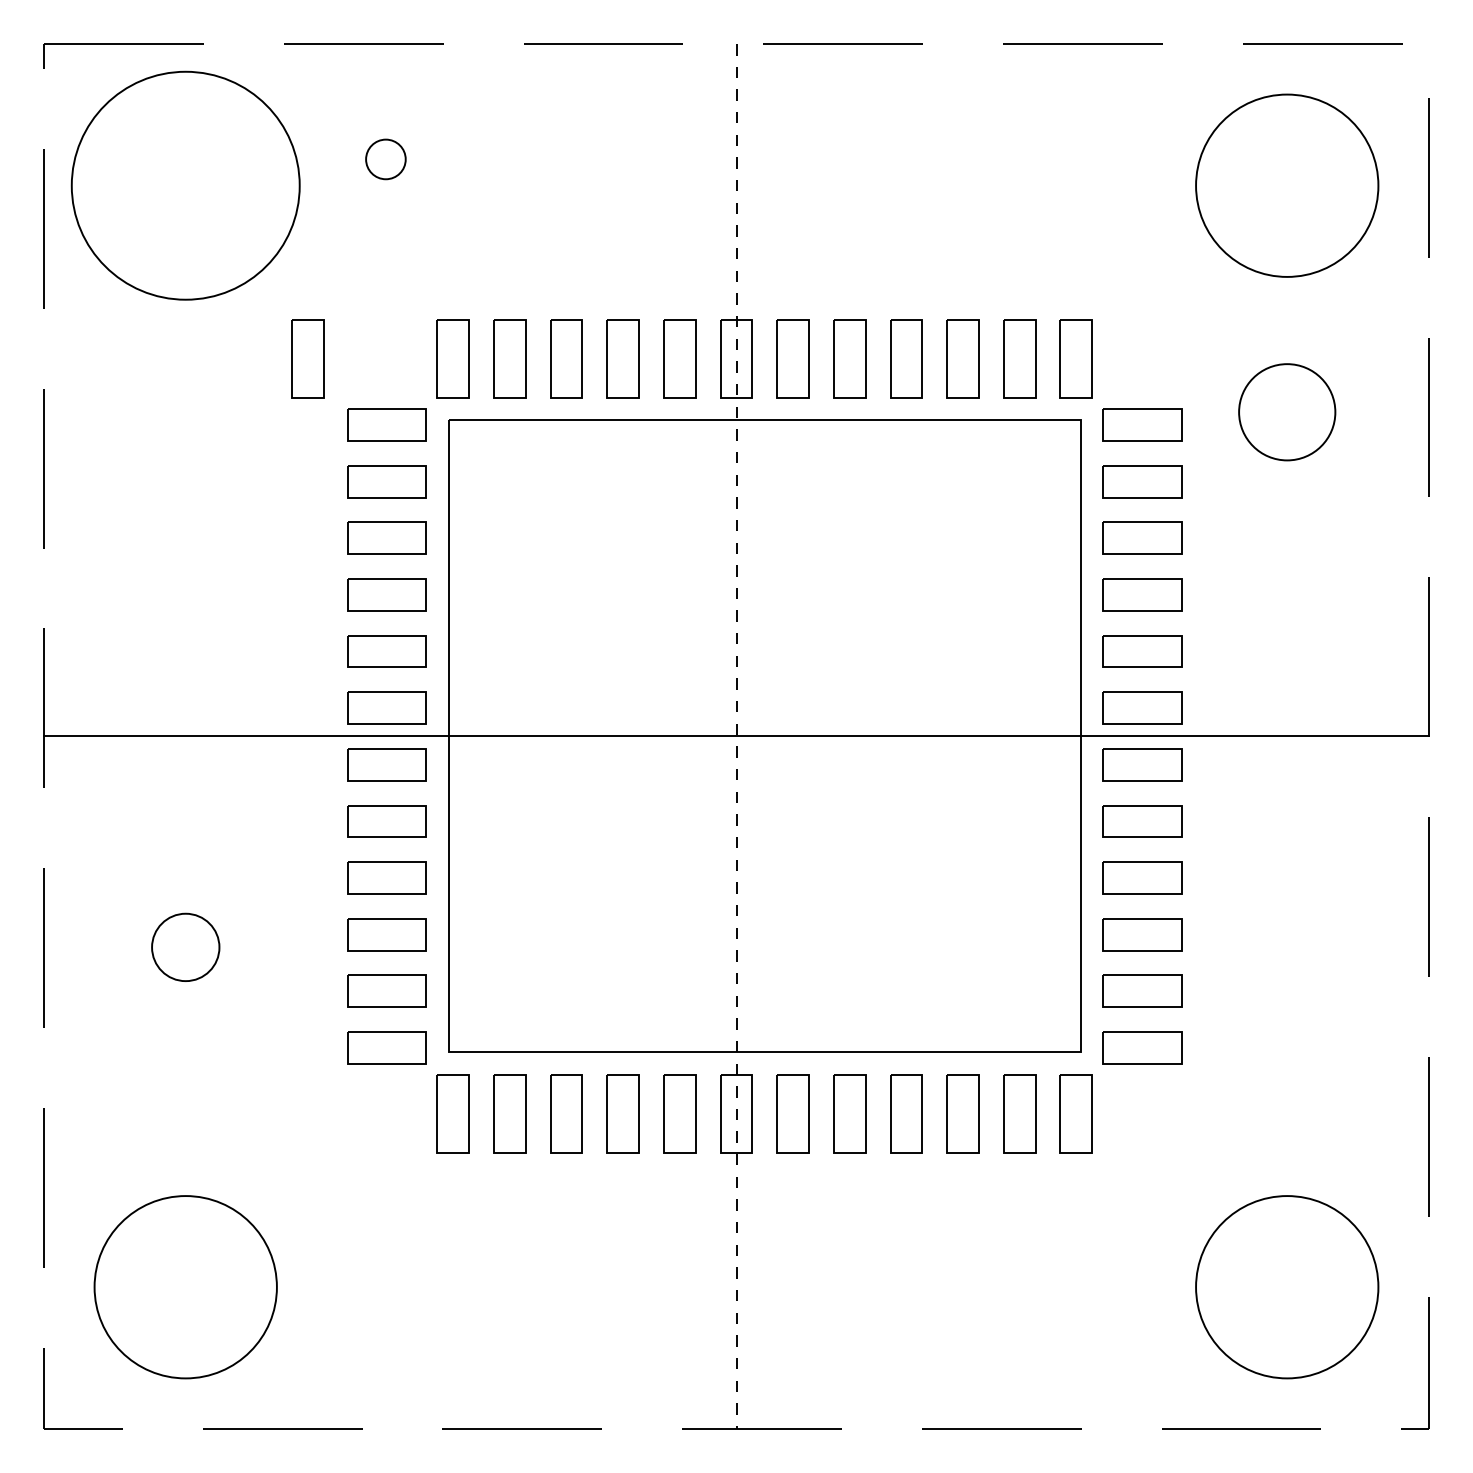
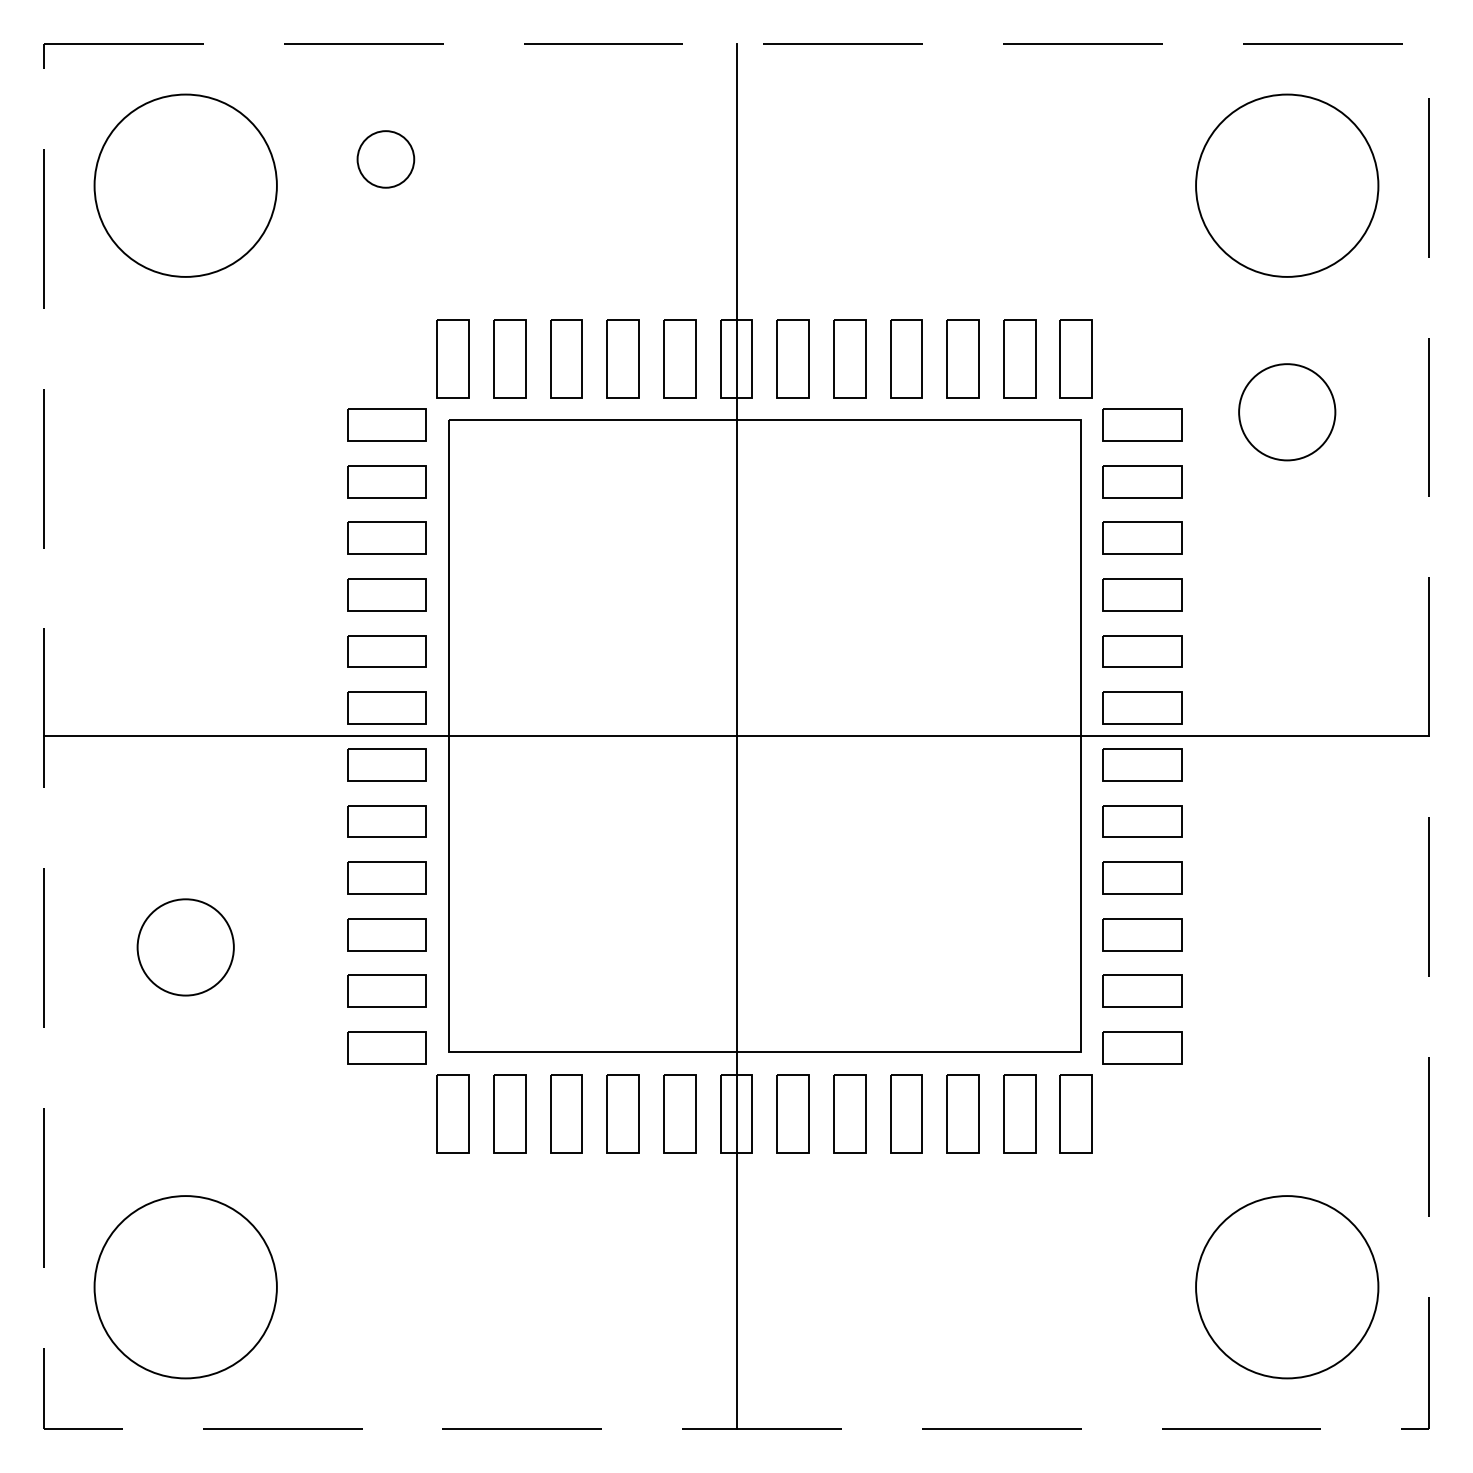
circle diameter: 40 px -> 57 px (385, 159)
circle diameter: 228 px -> 182 px (185, 185)
part: present -> none (307, 358)
line: dashed -> solid (736, 736)
circle diameter: 67 px -> 96 px (185, 947)
